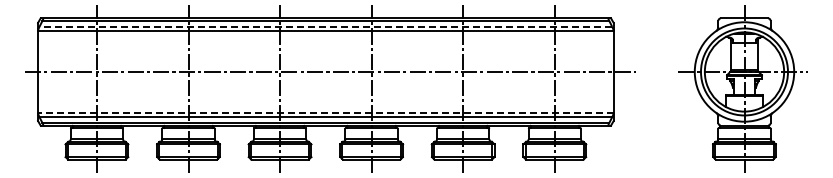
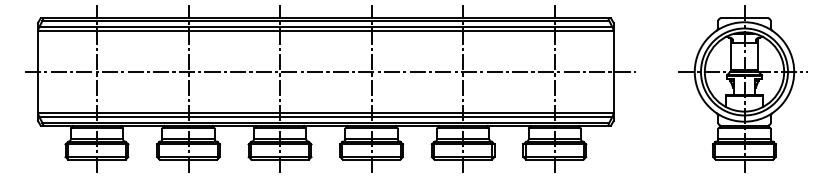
line: dashed -> solid (325, 26)
line: dashed -> solid (325, 112)
